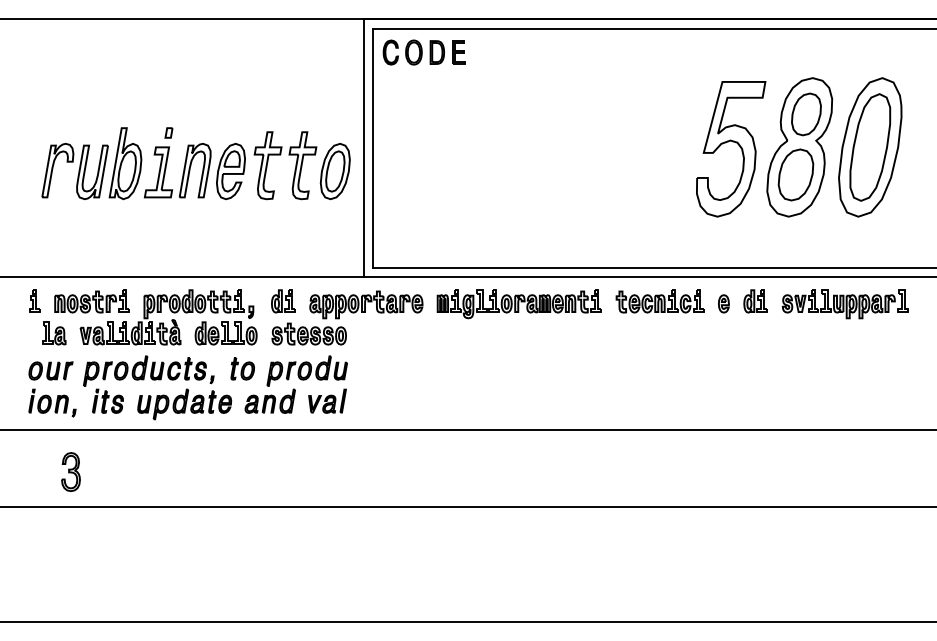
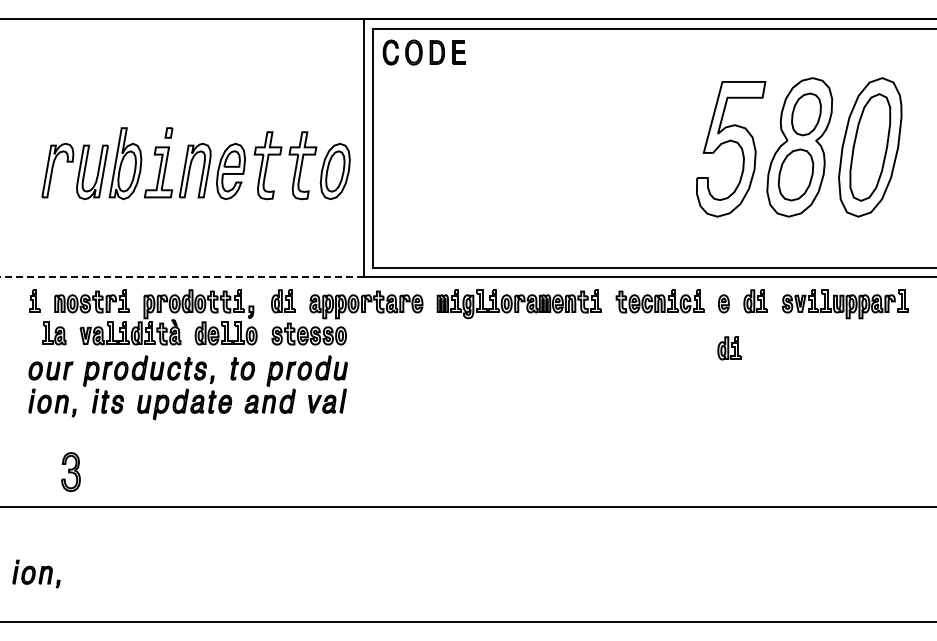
line: solid -> dashed (181, 277)
part: none -> present (729, 348)
line: present -> none (467, 430)
part: none -> present (36, 573)
